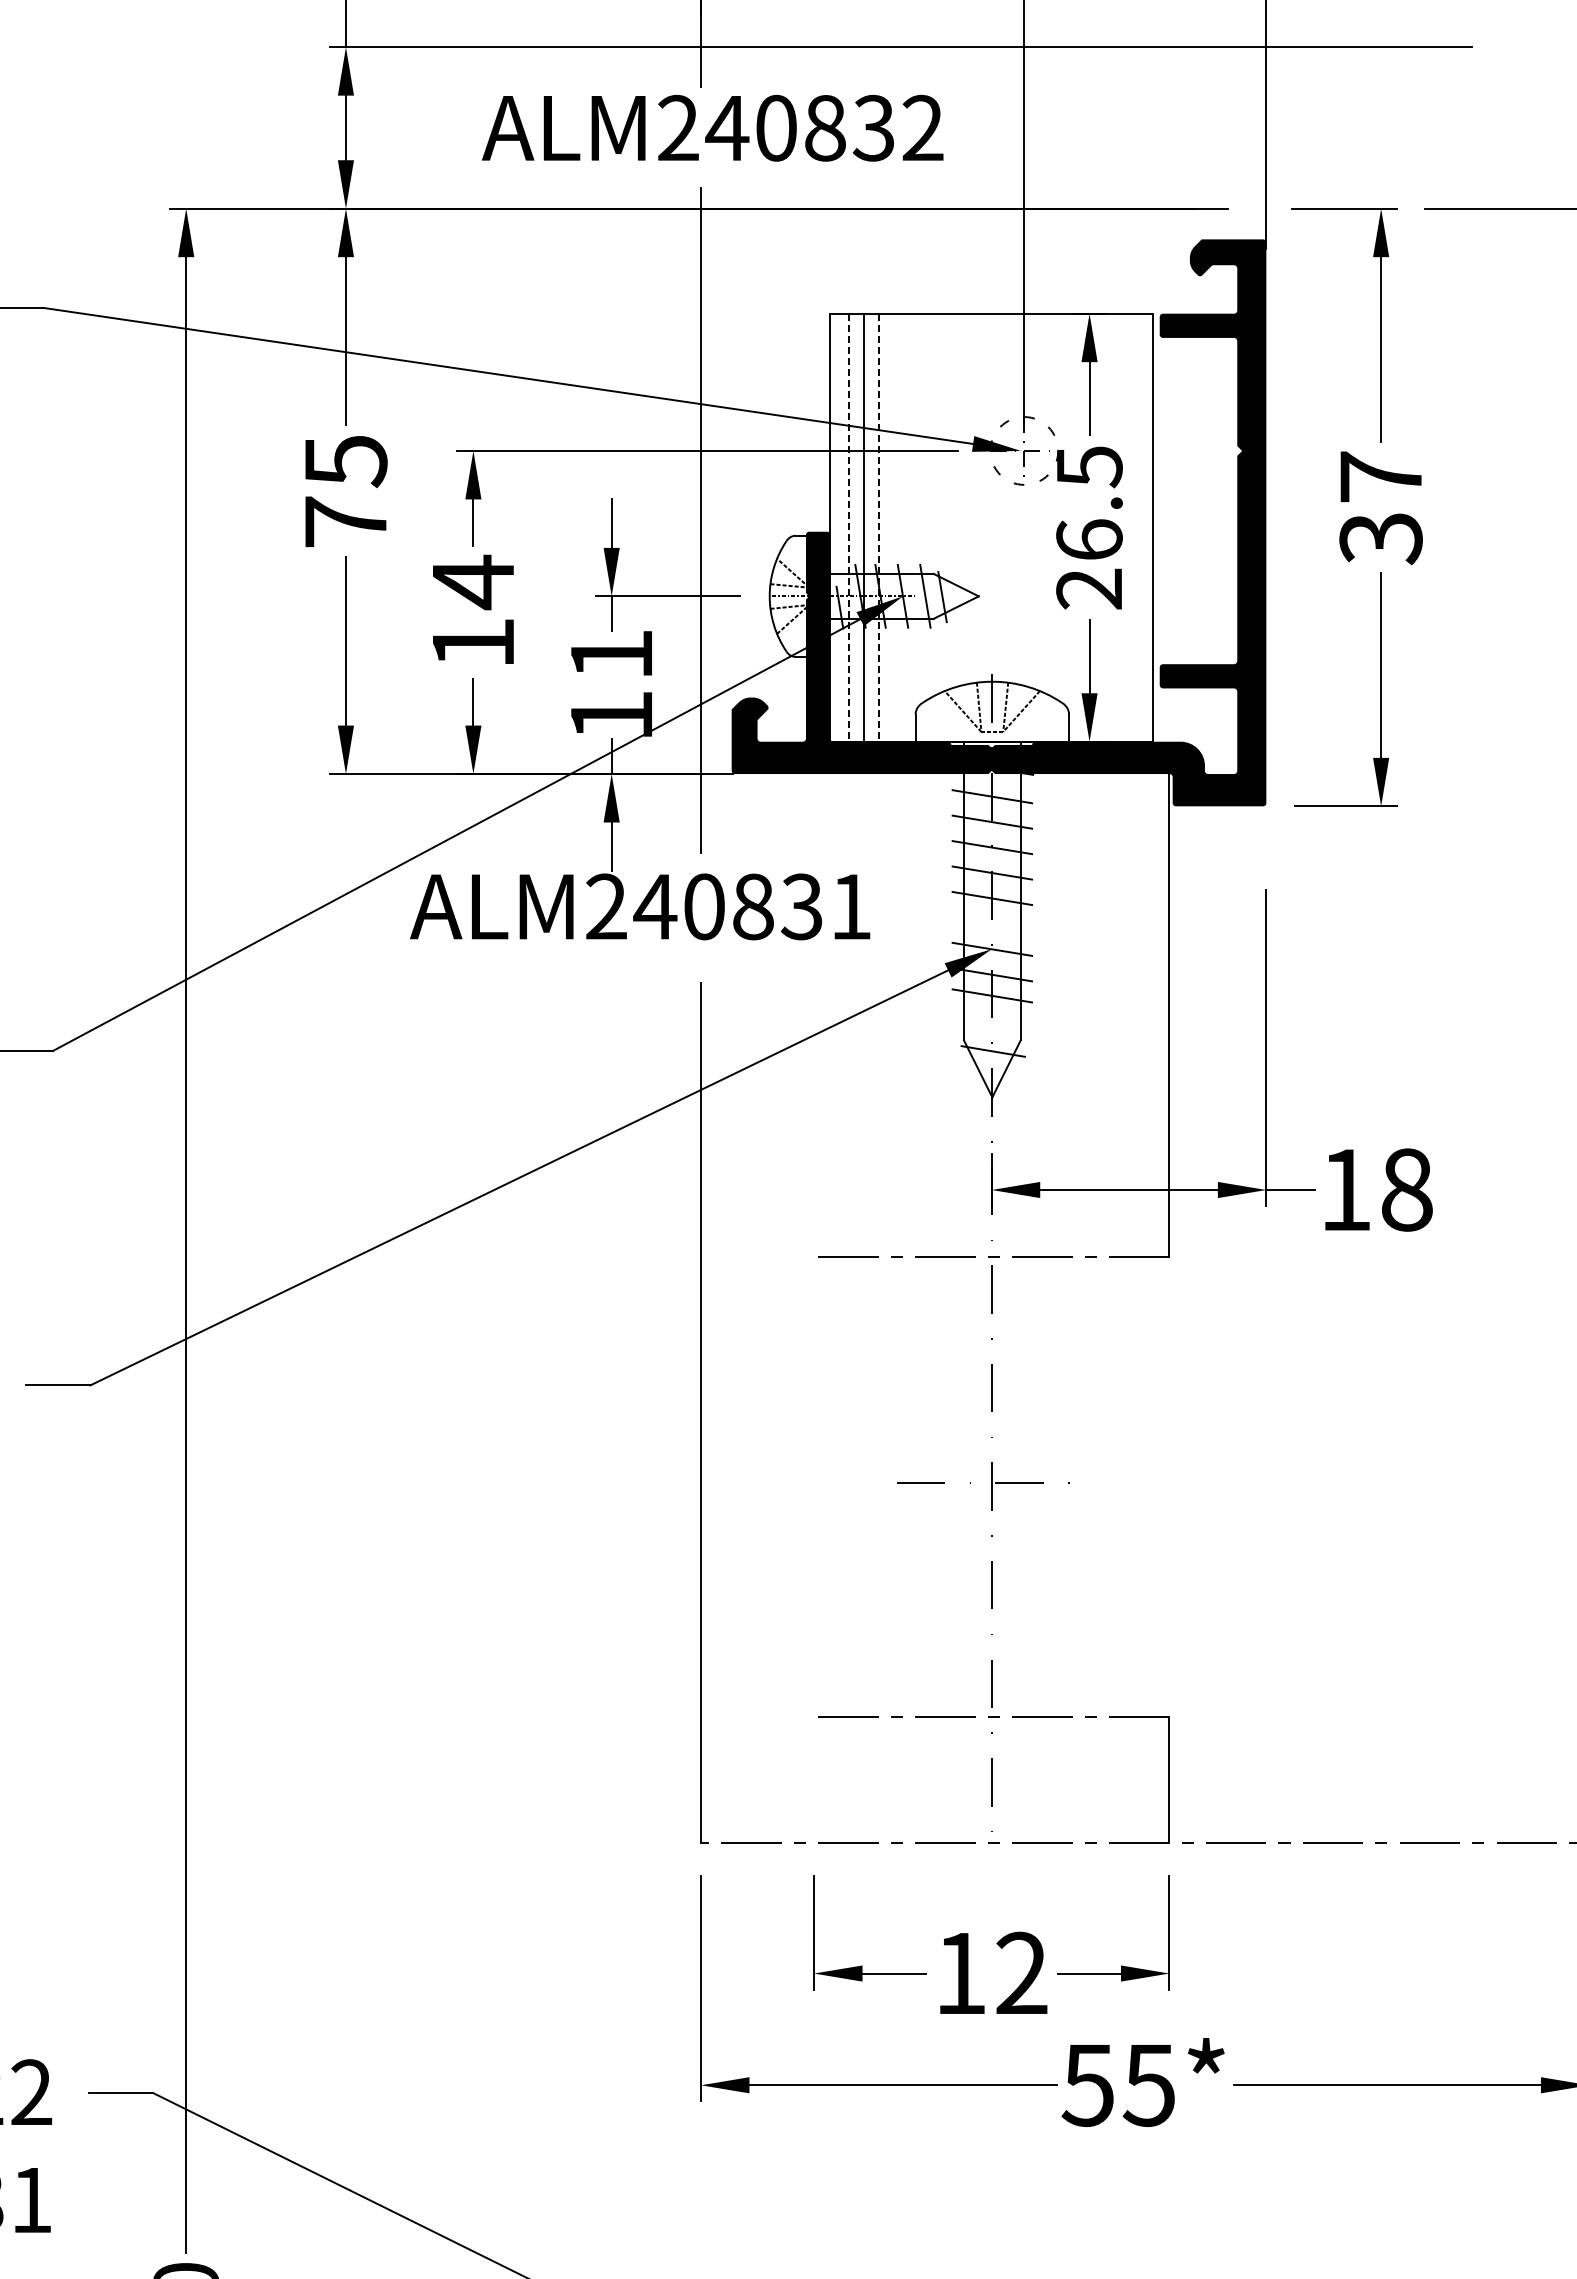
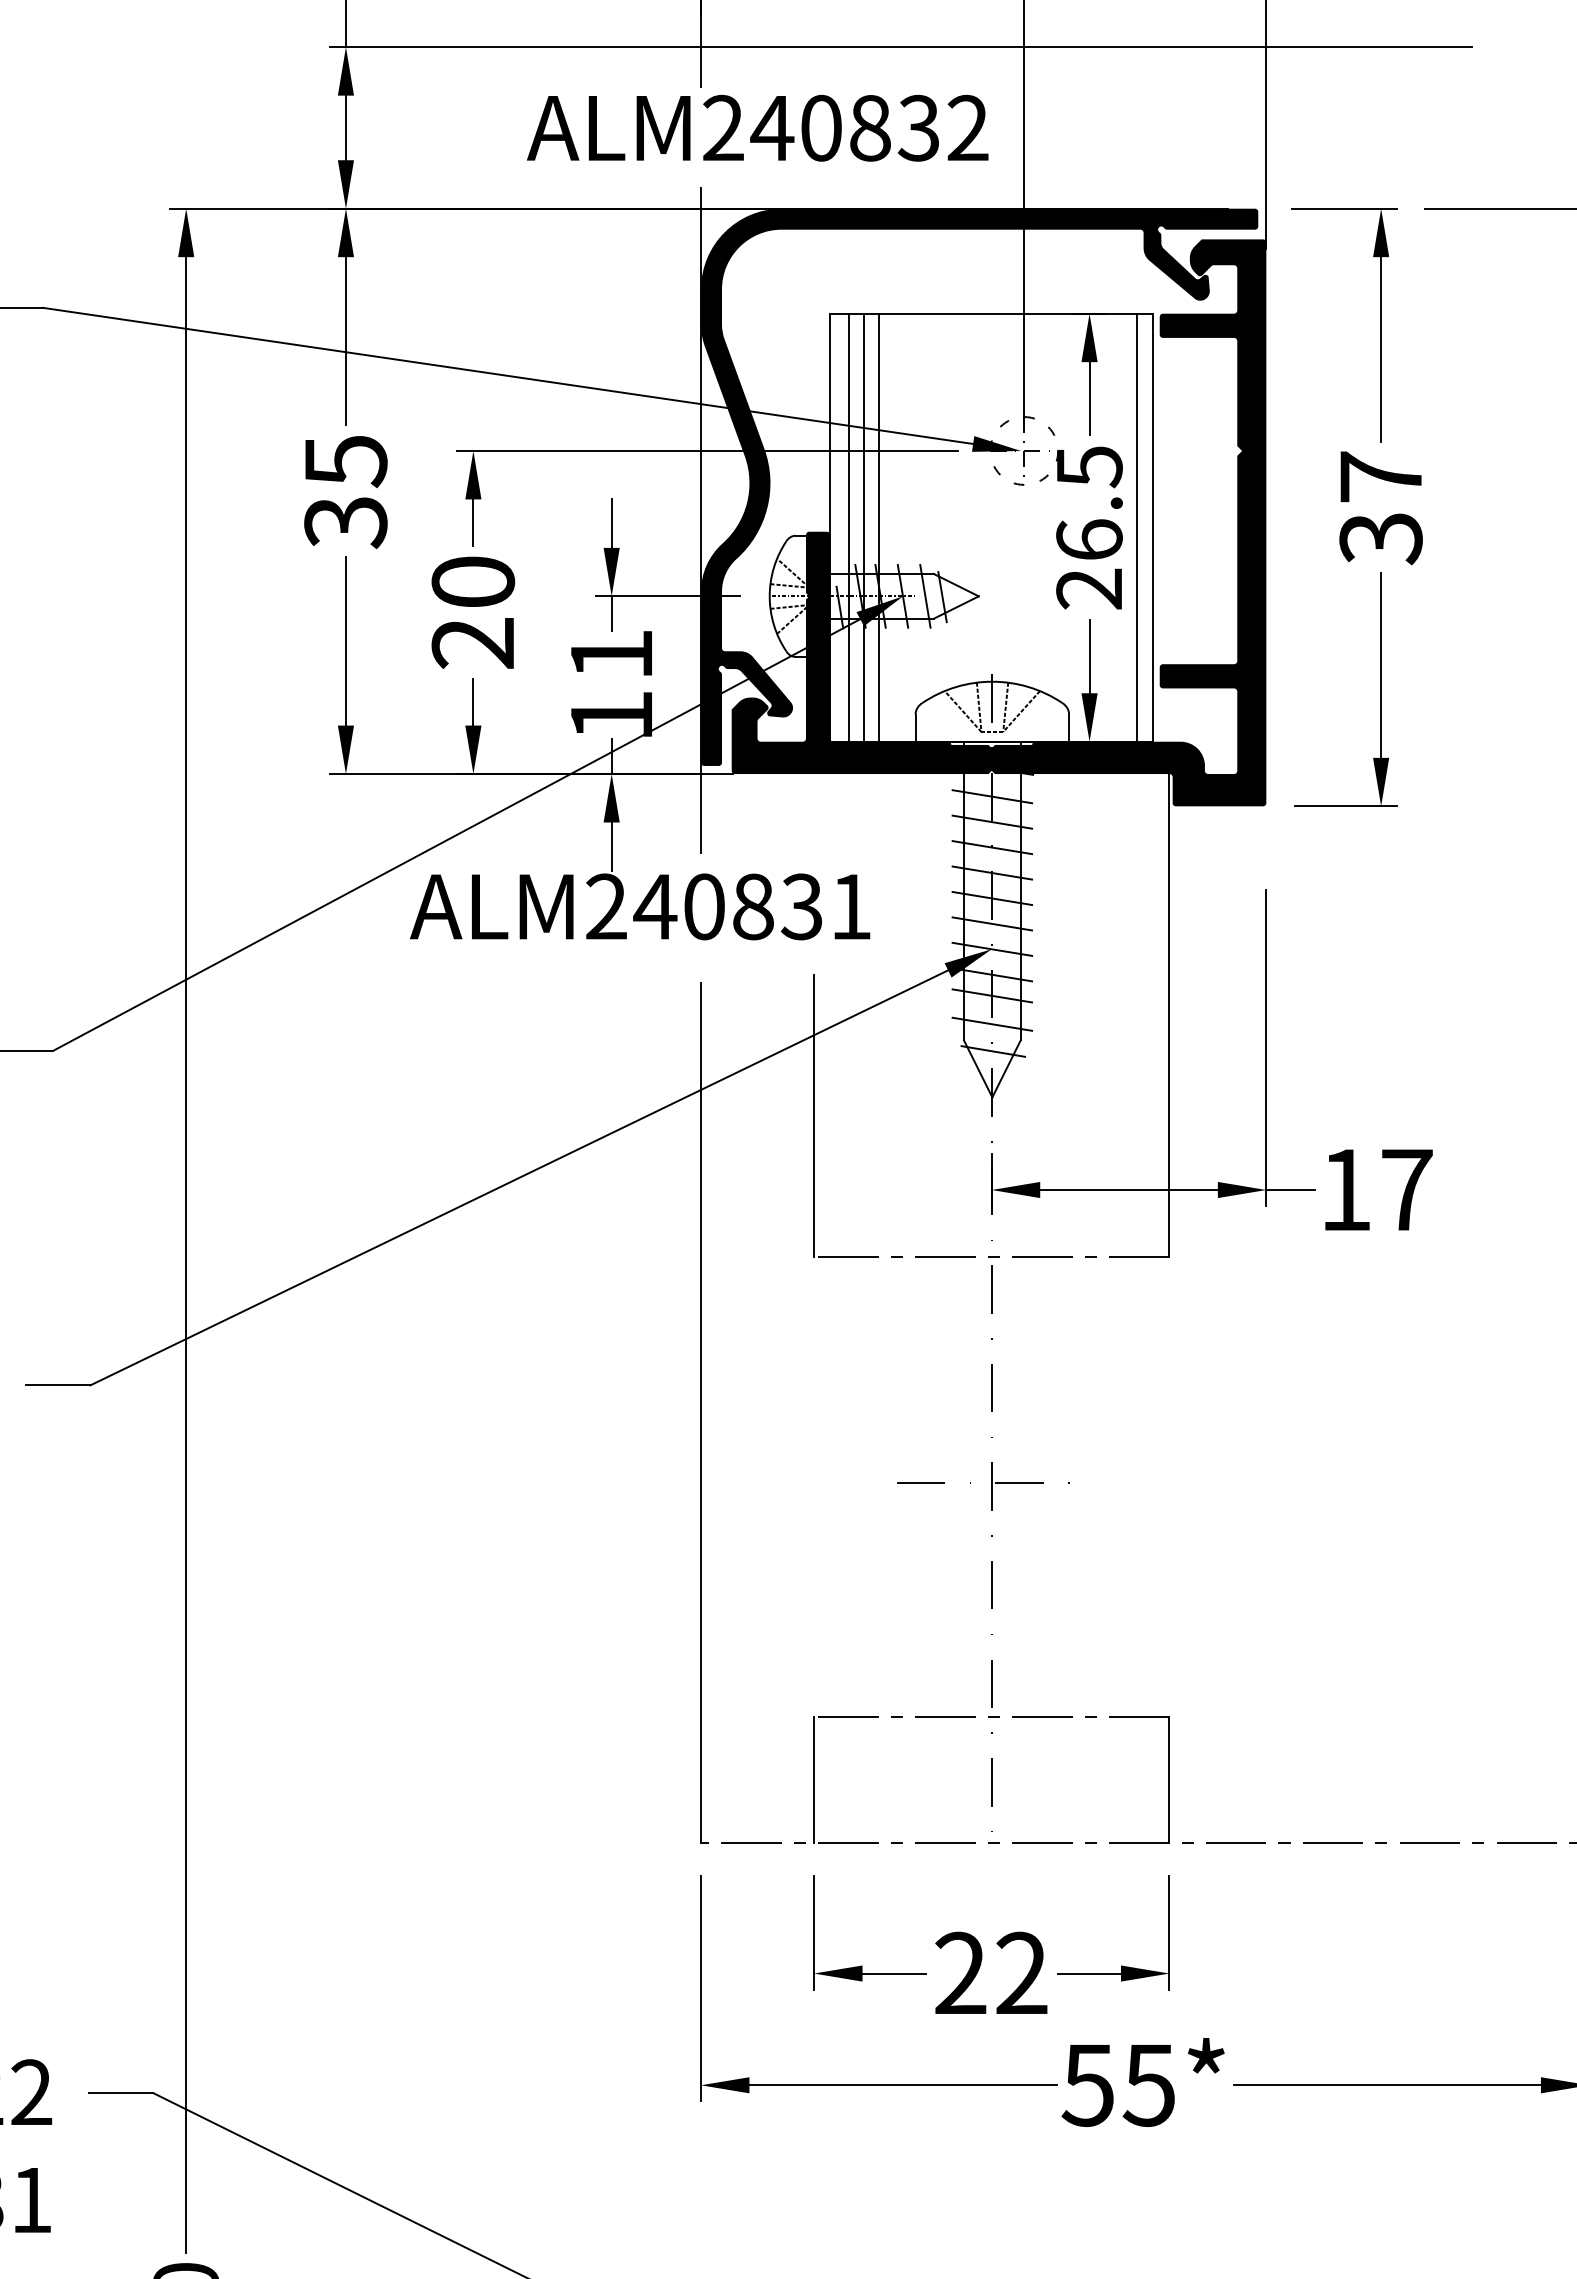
text position: (712, 127) -> (757, 127) (757, 127)
fill: none -> present (979, 486)
text: 75 -> 35 (345, 522)
line: none -> present (1136, 527)
line: dashed -> solid (848, 528)
line: dashed -> solid (878, 528)
text: 14 -> 20 (473, 611)
line: none -> present (992, 923)
line: none -> present (992, 1023)
line: none -> present (814, 1115)
text: 18 -> 17 (1407, 1189)
line: none -> present (814, 1779)
text: 12 -> 22 (960, 1972)
